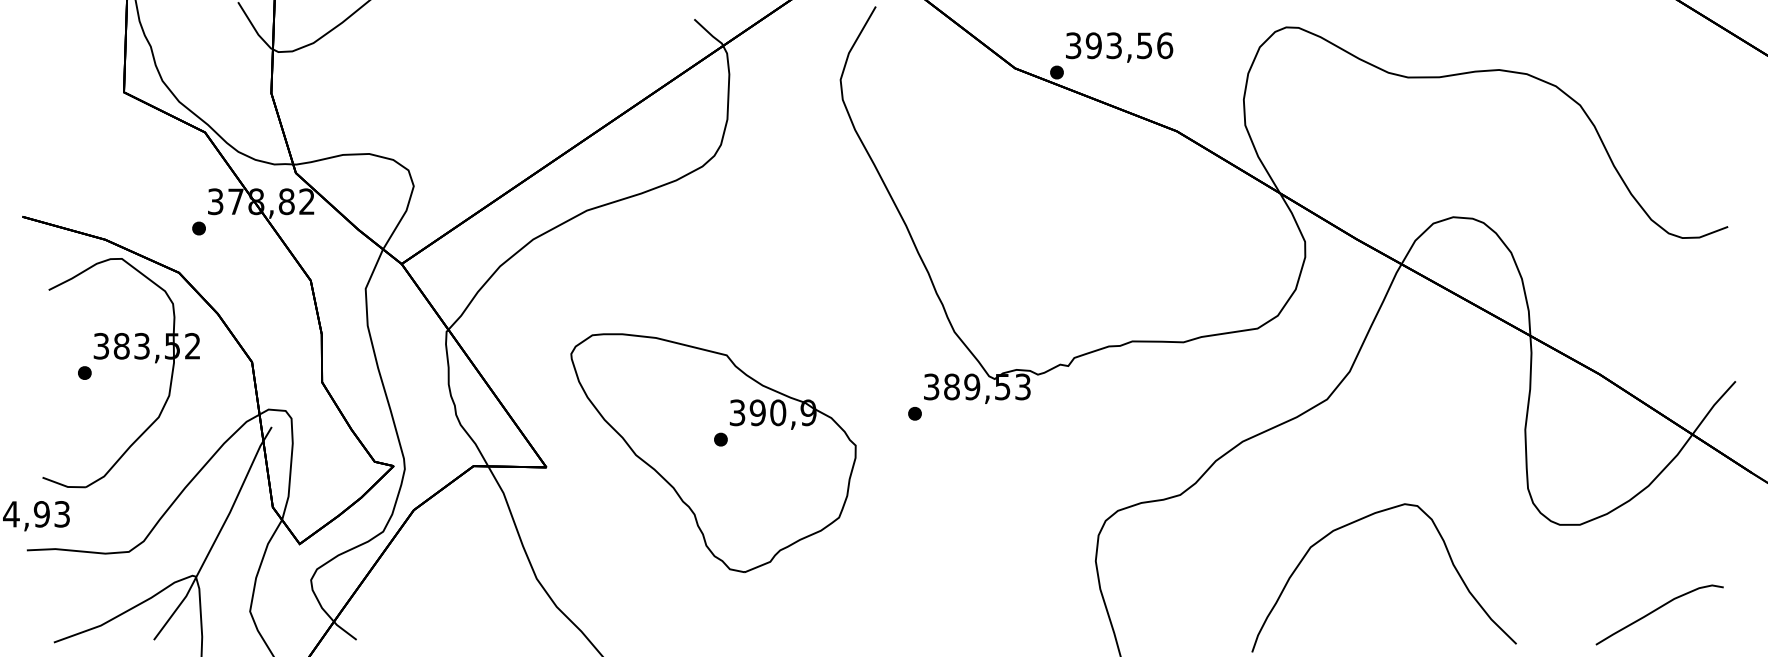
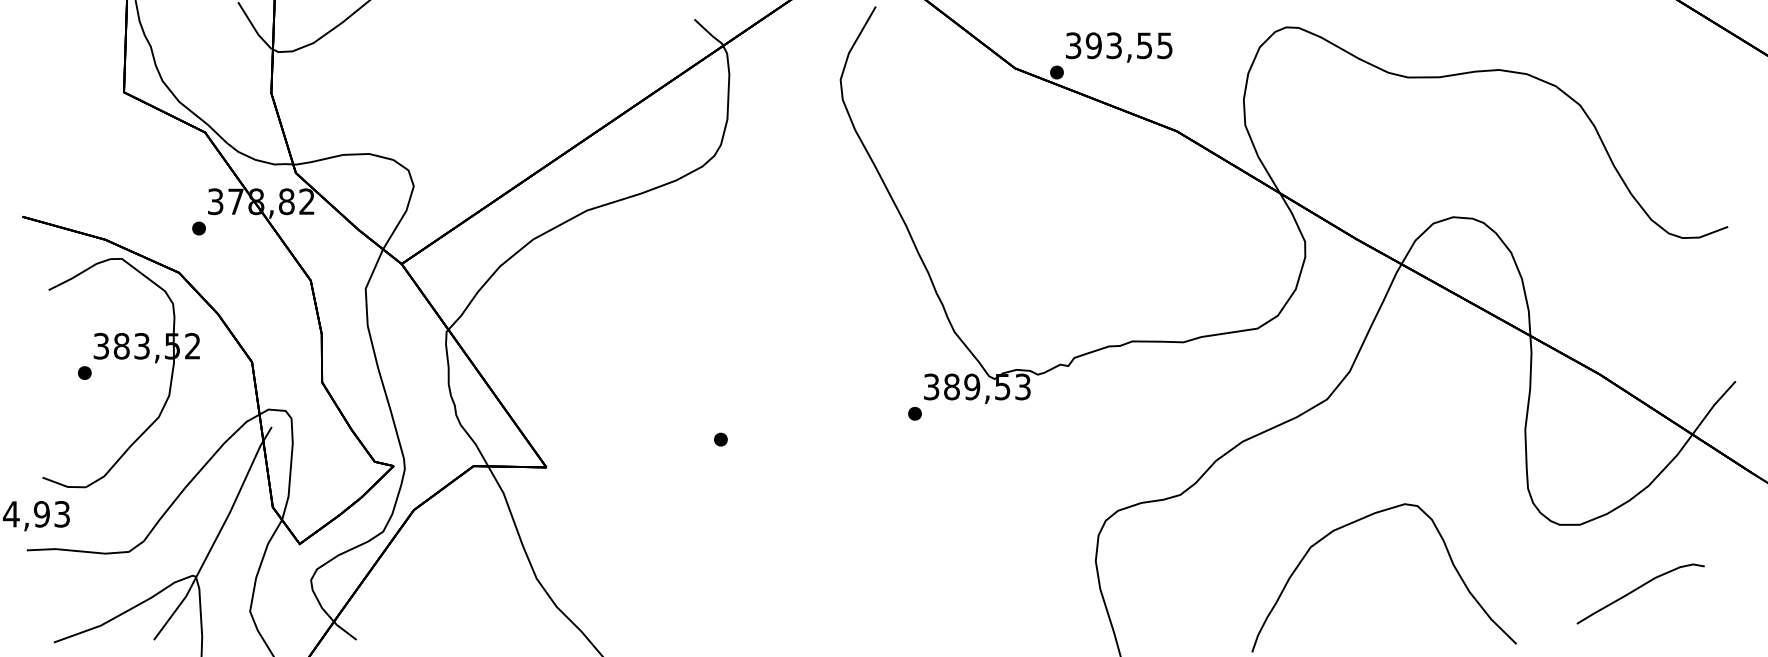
text: 393,56 -> 393,55 (1165, 45)
part: present -> none (713, 452)
curve position: (1657, 610) -> (1638, 589) (1638, 589)
